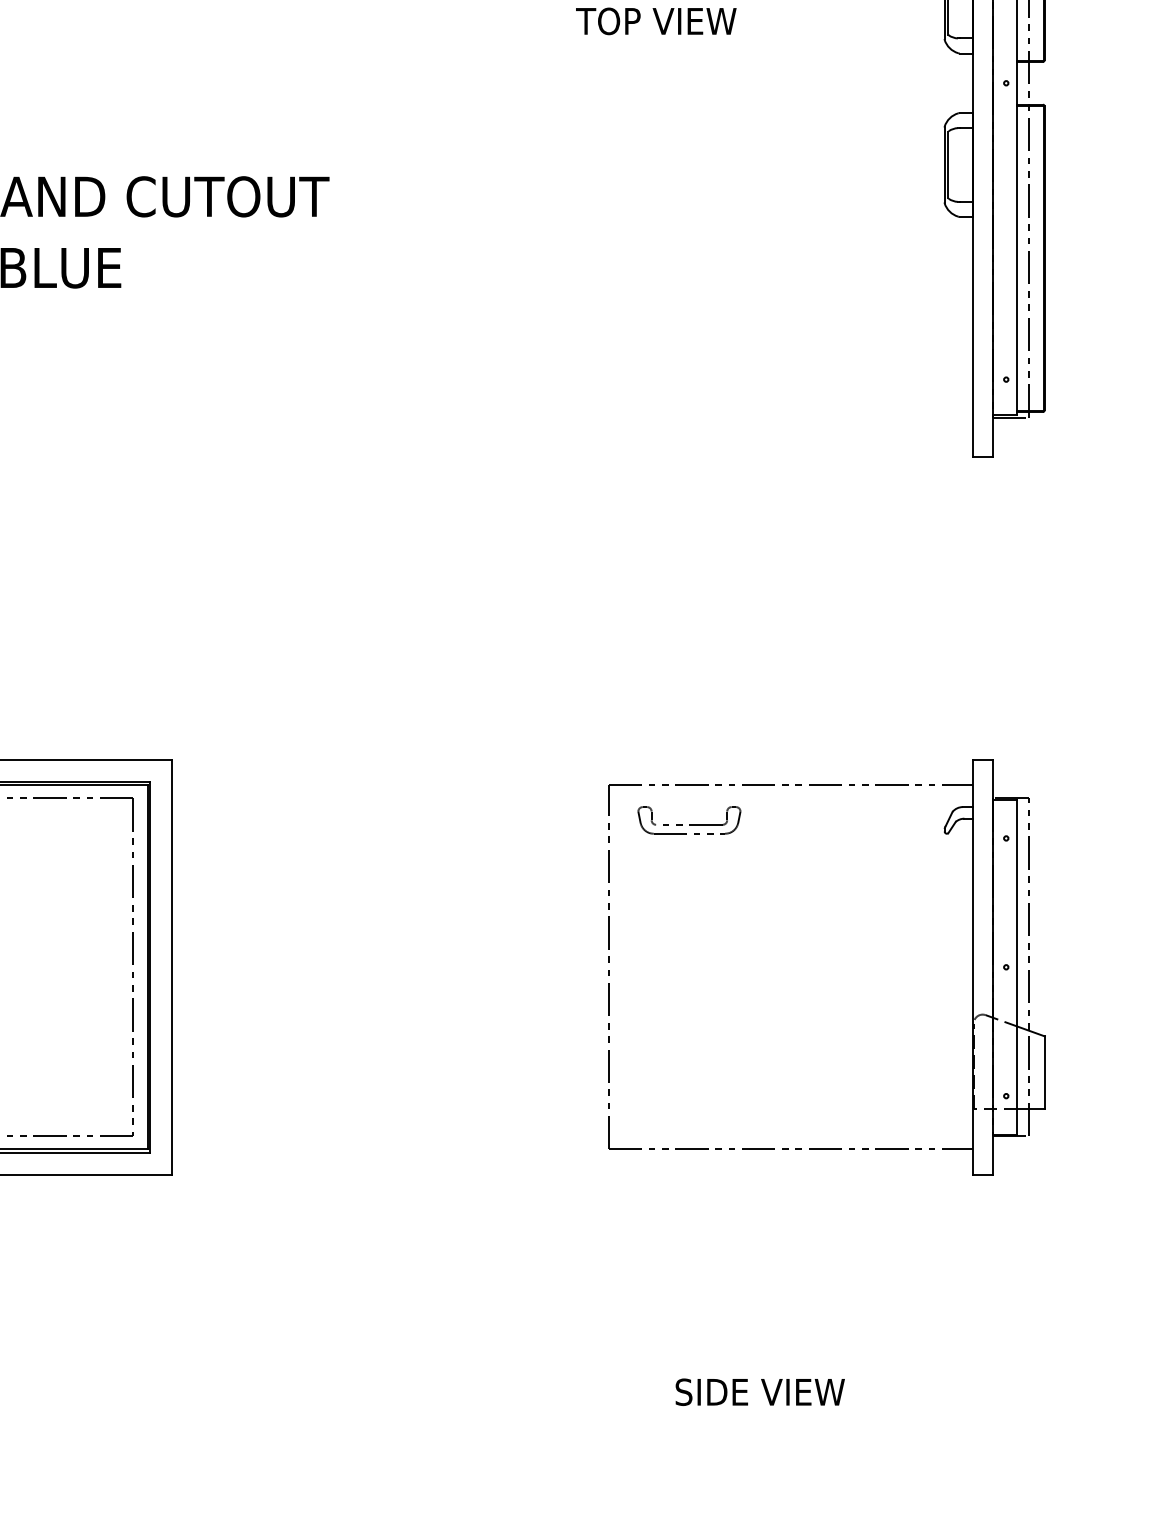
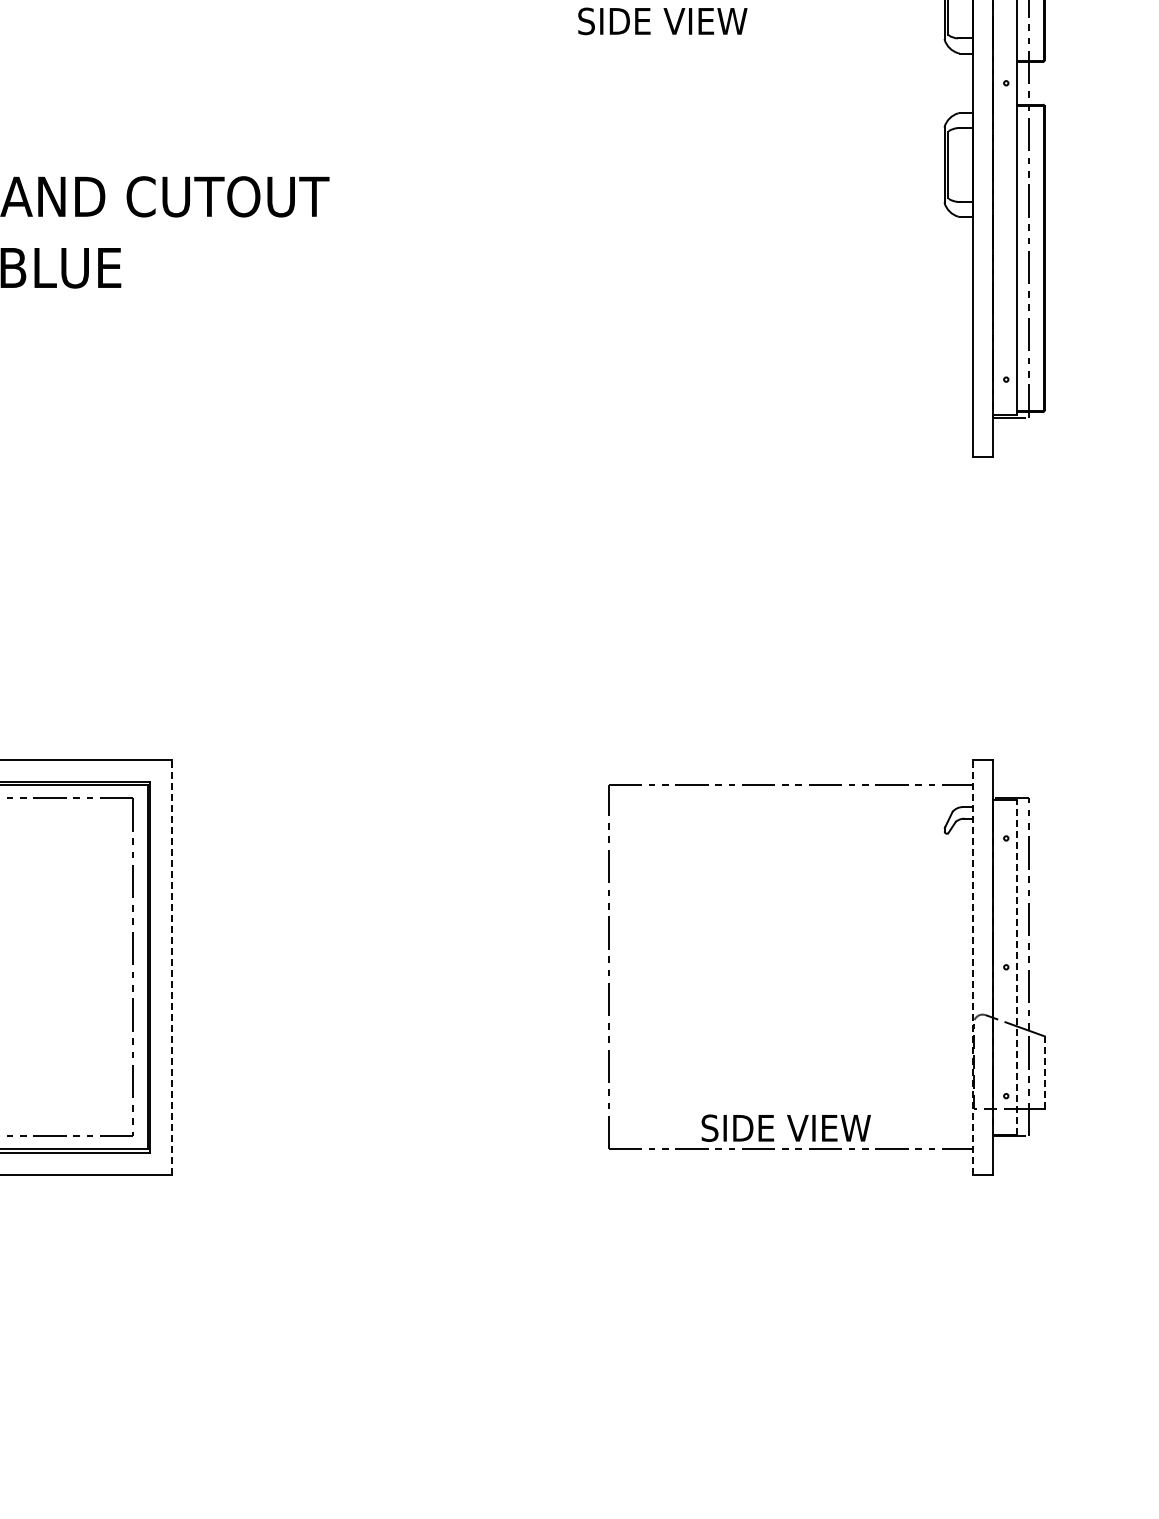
text: TOP VIEW -> SIDE VIEW (661, 21)
part: present -> none (689, 820)
line: solid -> dashed (172, 967)
line: solid -> dashed (972, 967)
line: solid -> dashed (1017, 967)
line: solid -> dashed (1044, 1073)
text position: (759, 1391) -> (785, 1127) (785, 1127)
